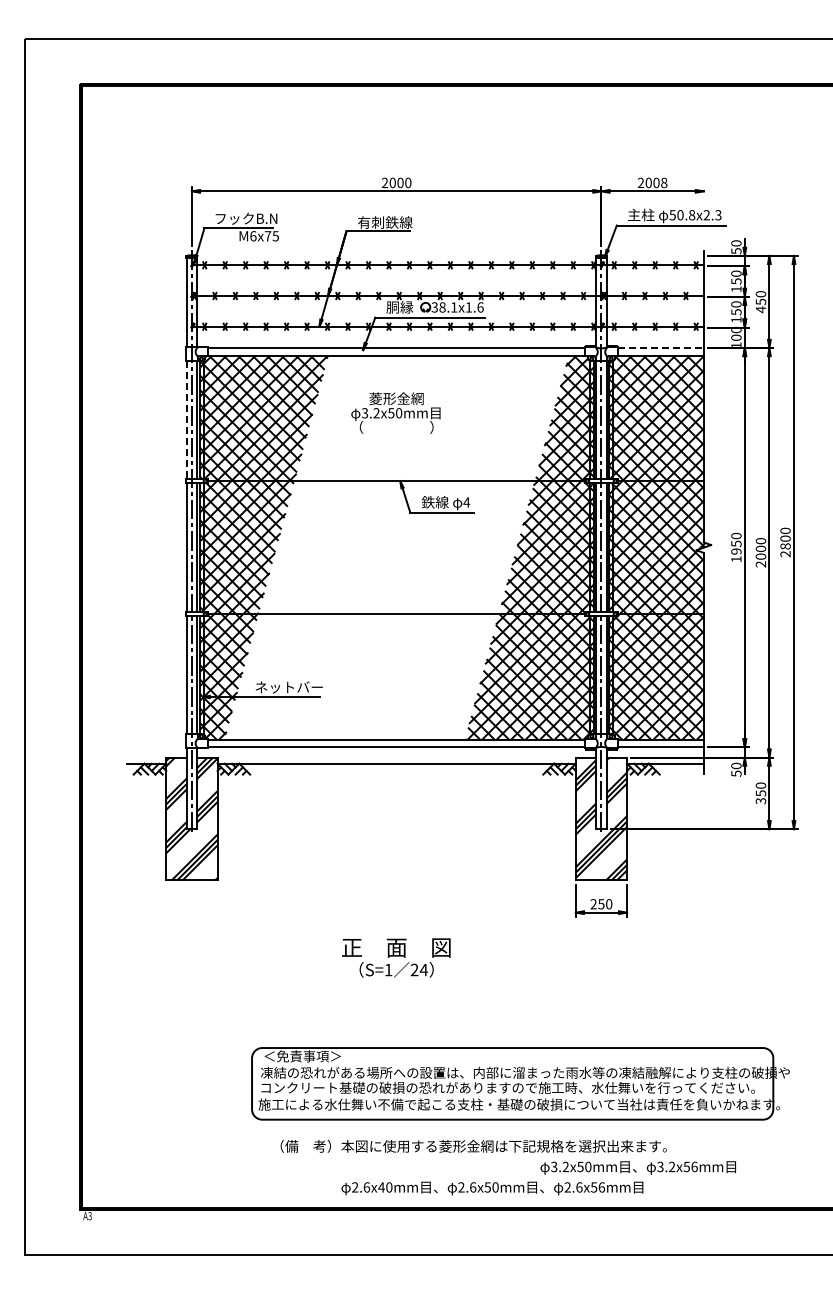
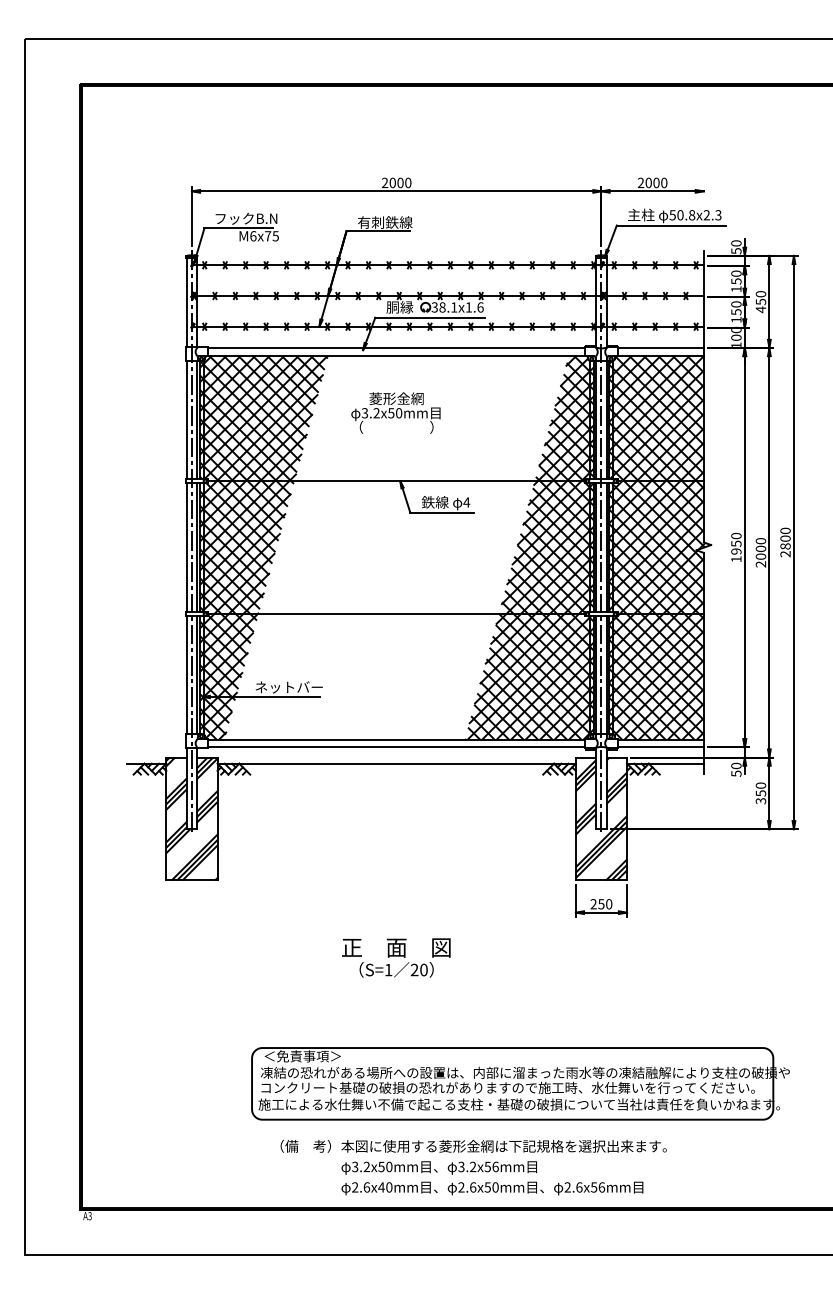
text: 2008 -> 2000 (664, 182)
line: dashed -> solid (661, 348)
line: dashed -> solid (186, 420)
text: 24 -> 20 (423, 969)
text position: (637, 1167) -> (438, 1167) (438, 1167)
